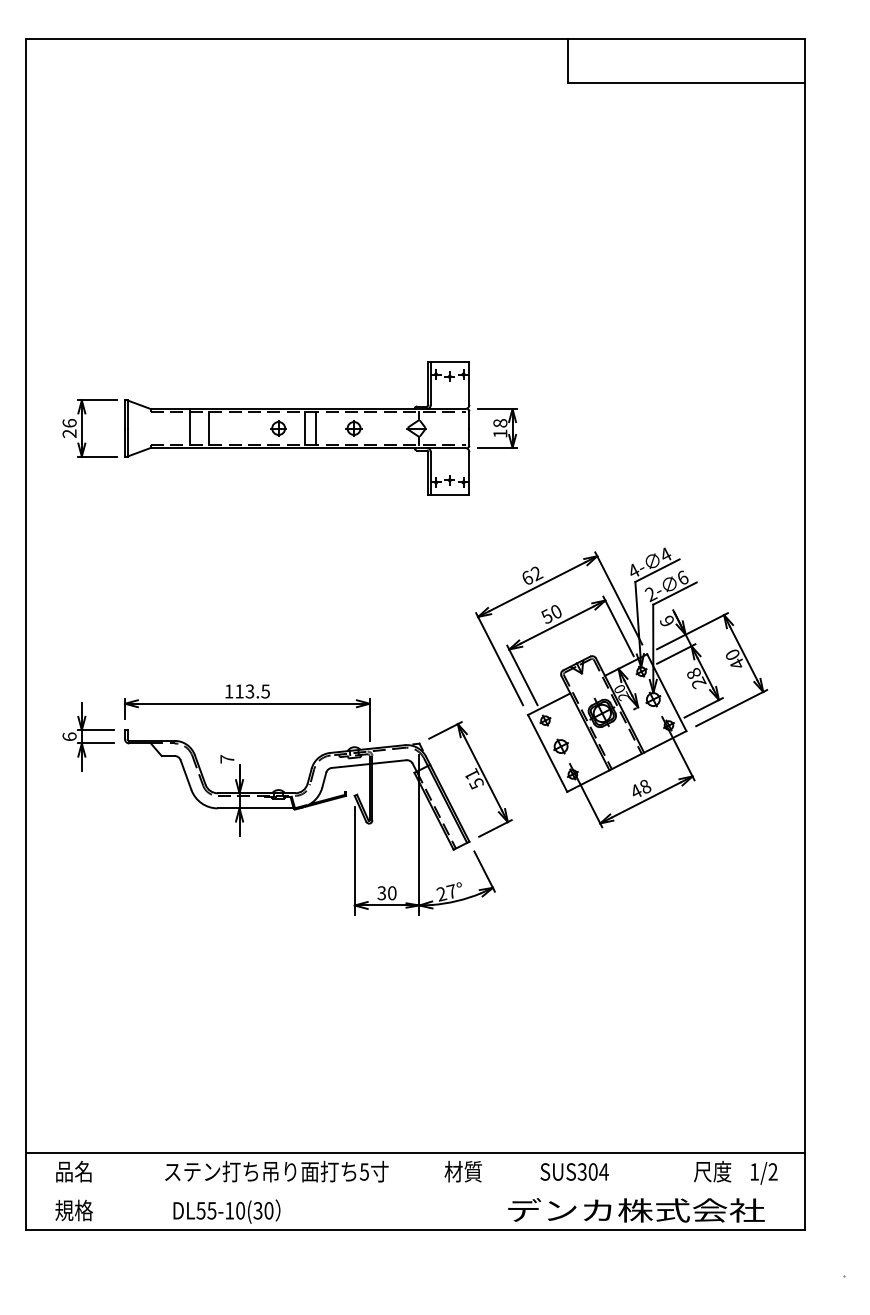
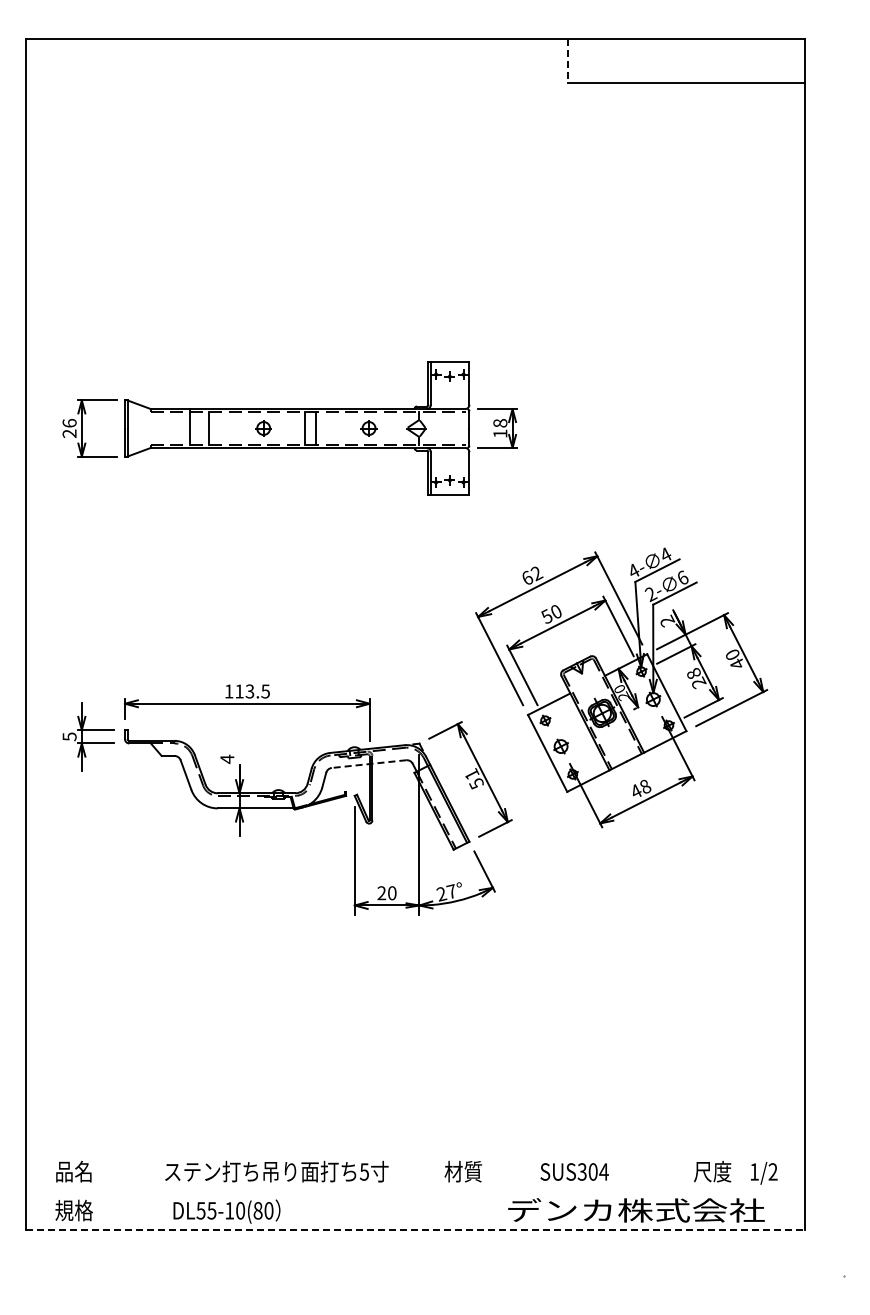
line: solid -> dashed (567, 61)
part position: (278, 428) -> (263, 428) (263, 428)
part position: (353, 428) -> (368, 428) (368, 428)
text: 6 -> 2 (667, 620)
text: 6 -> 5 (69, 736)
text: 7 -> 4 (227, 758)
line: solid -> dashed (368, 764)
text: 30 -> 20 (381, 893)
line: present -> none (415, 1152)
text: DL55-10(30 -> DL55-10(80 (257, 1210)
line: solid -> dashed (416, 1230)
